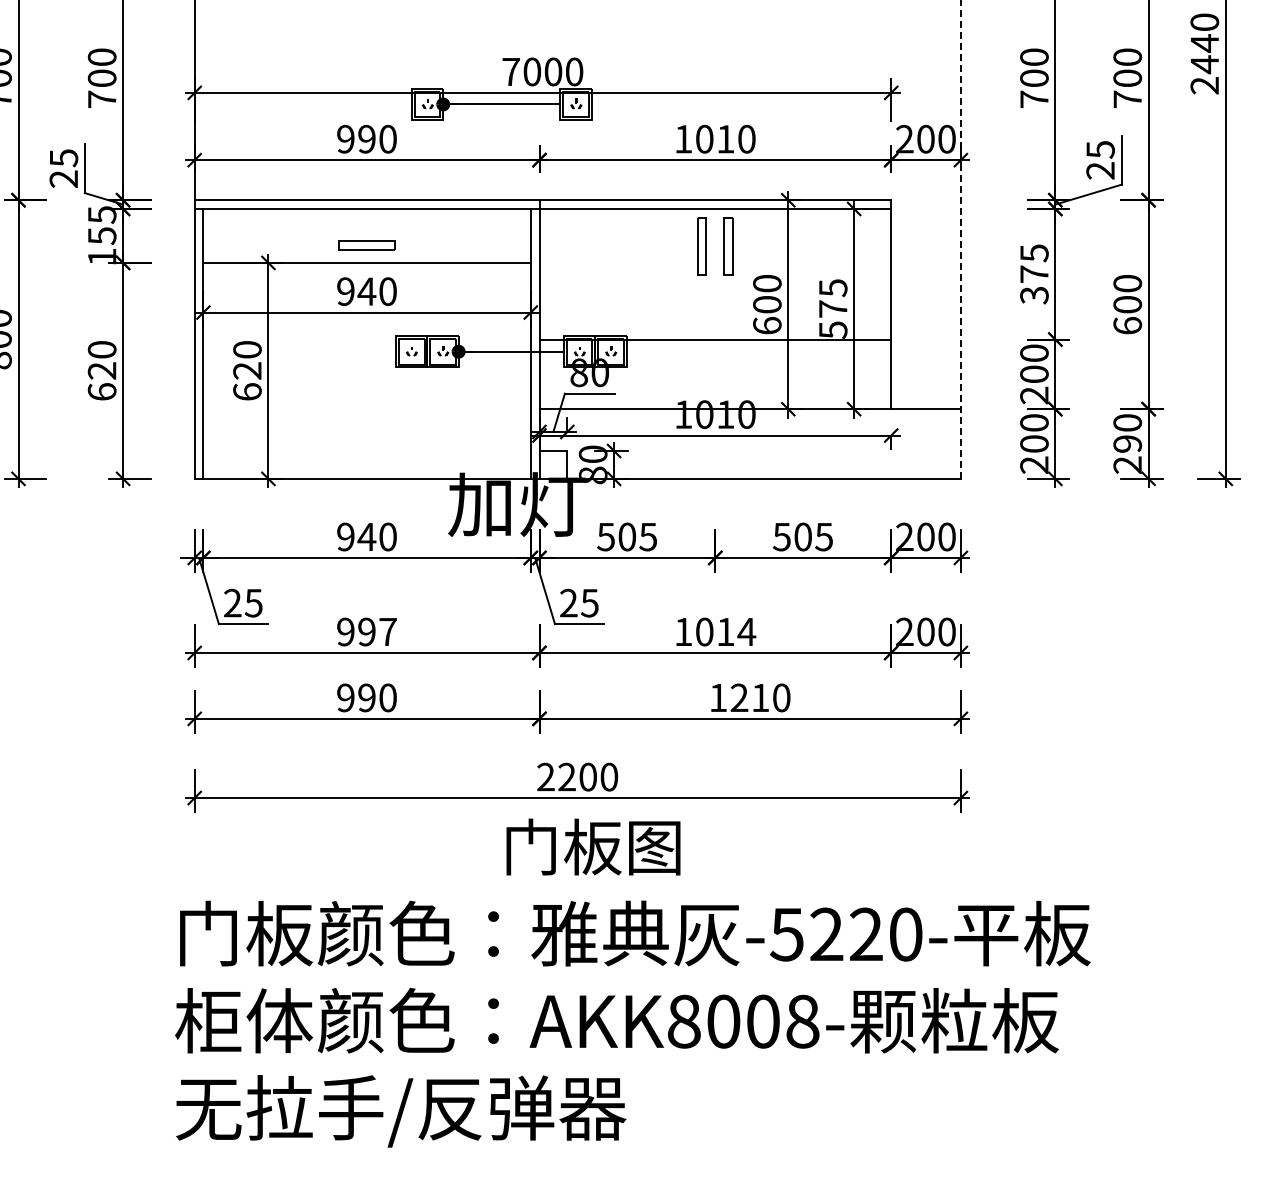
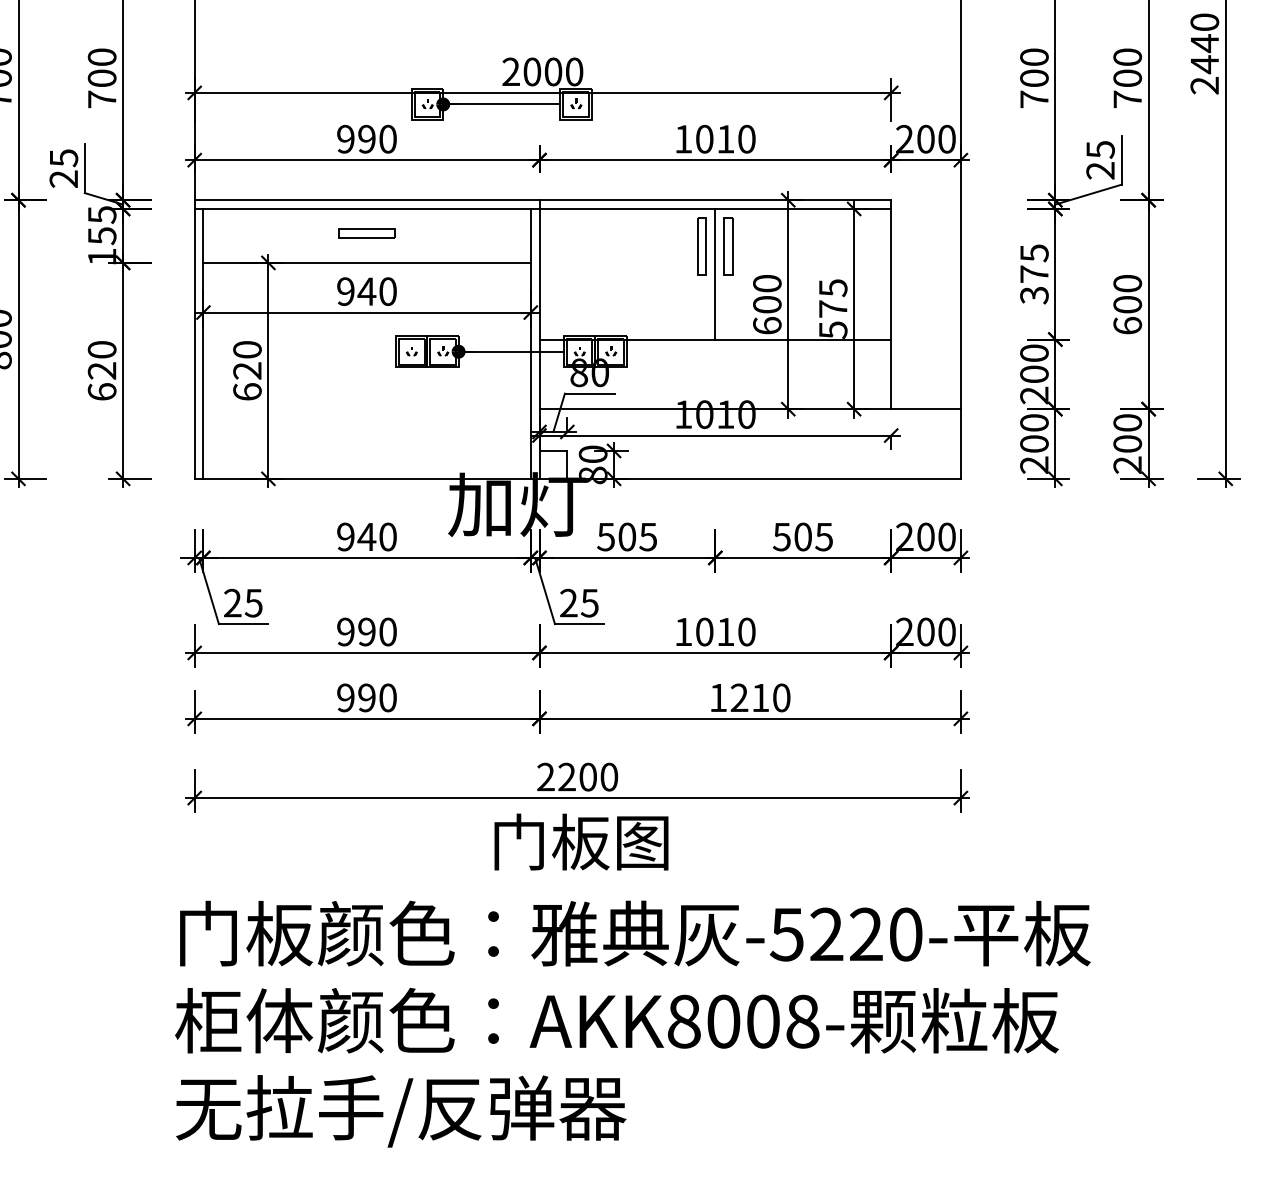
text: 7000 -> 2000 (511, 71)
line: dashed -> solid (960, 239)
part position: (366, 245) -> (366, 233) (366, 233)
line: none -> present (715, 273)
text: 290 -> 200 (1127, 443)
text: 997 -> 990 (387, 631)
text: 1014 -> 1010 (746, 631)
text position: (593, 846) -> (581, 841) (581, 841)
